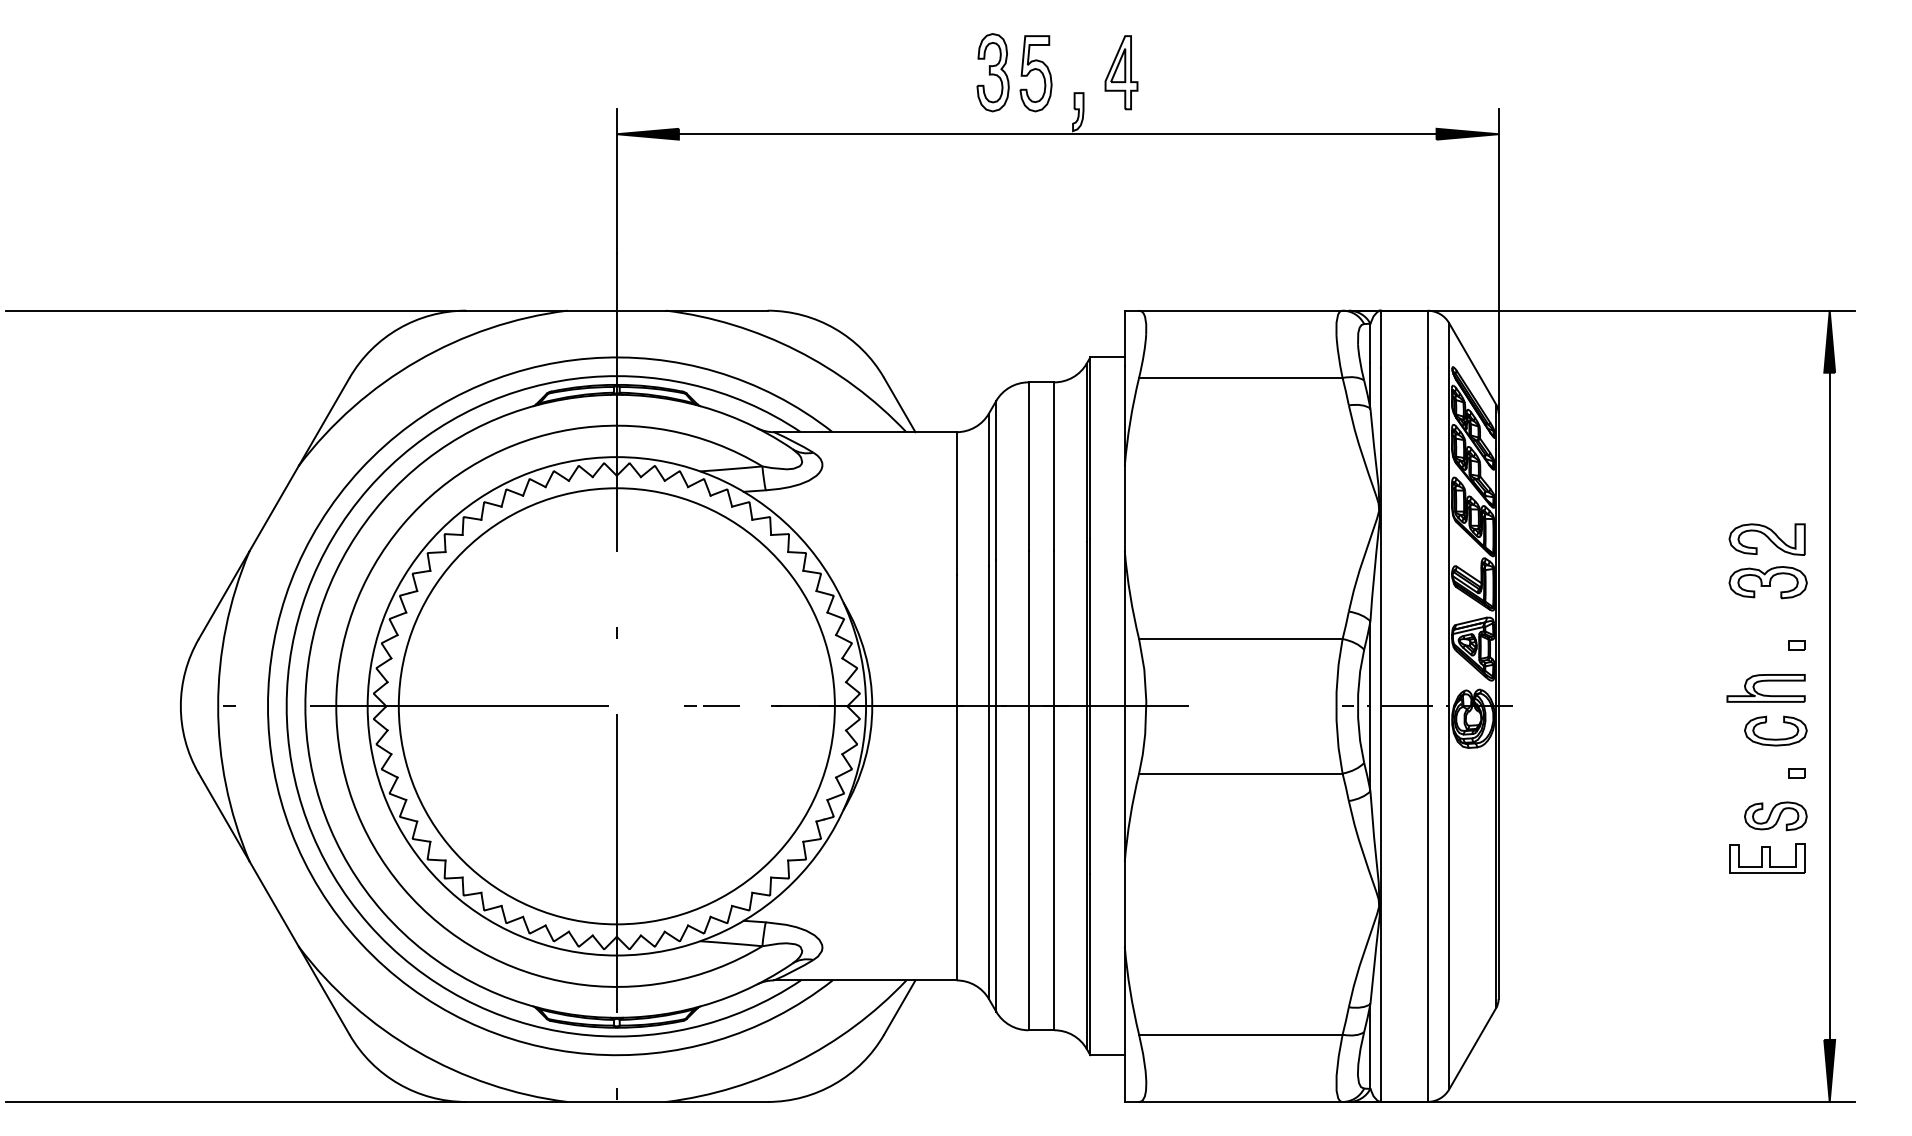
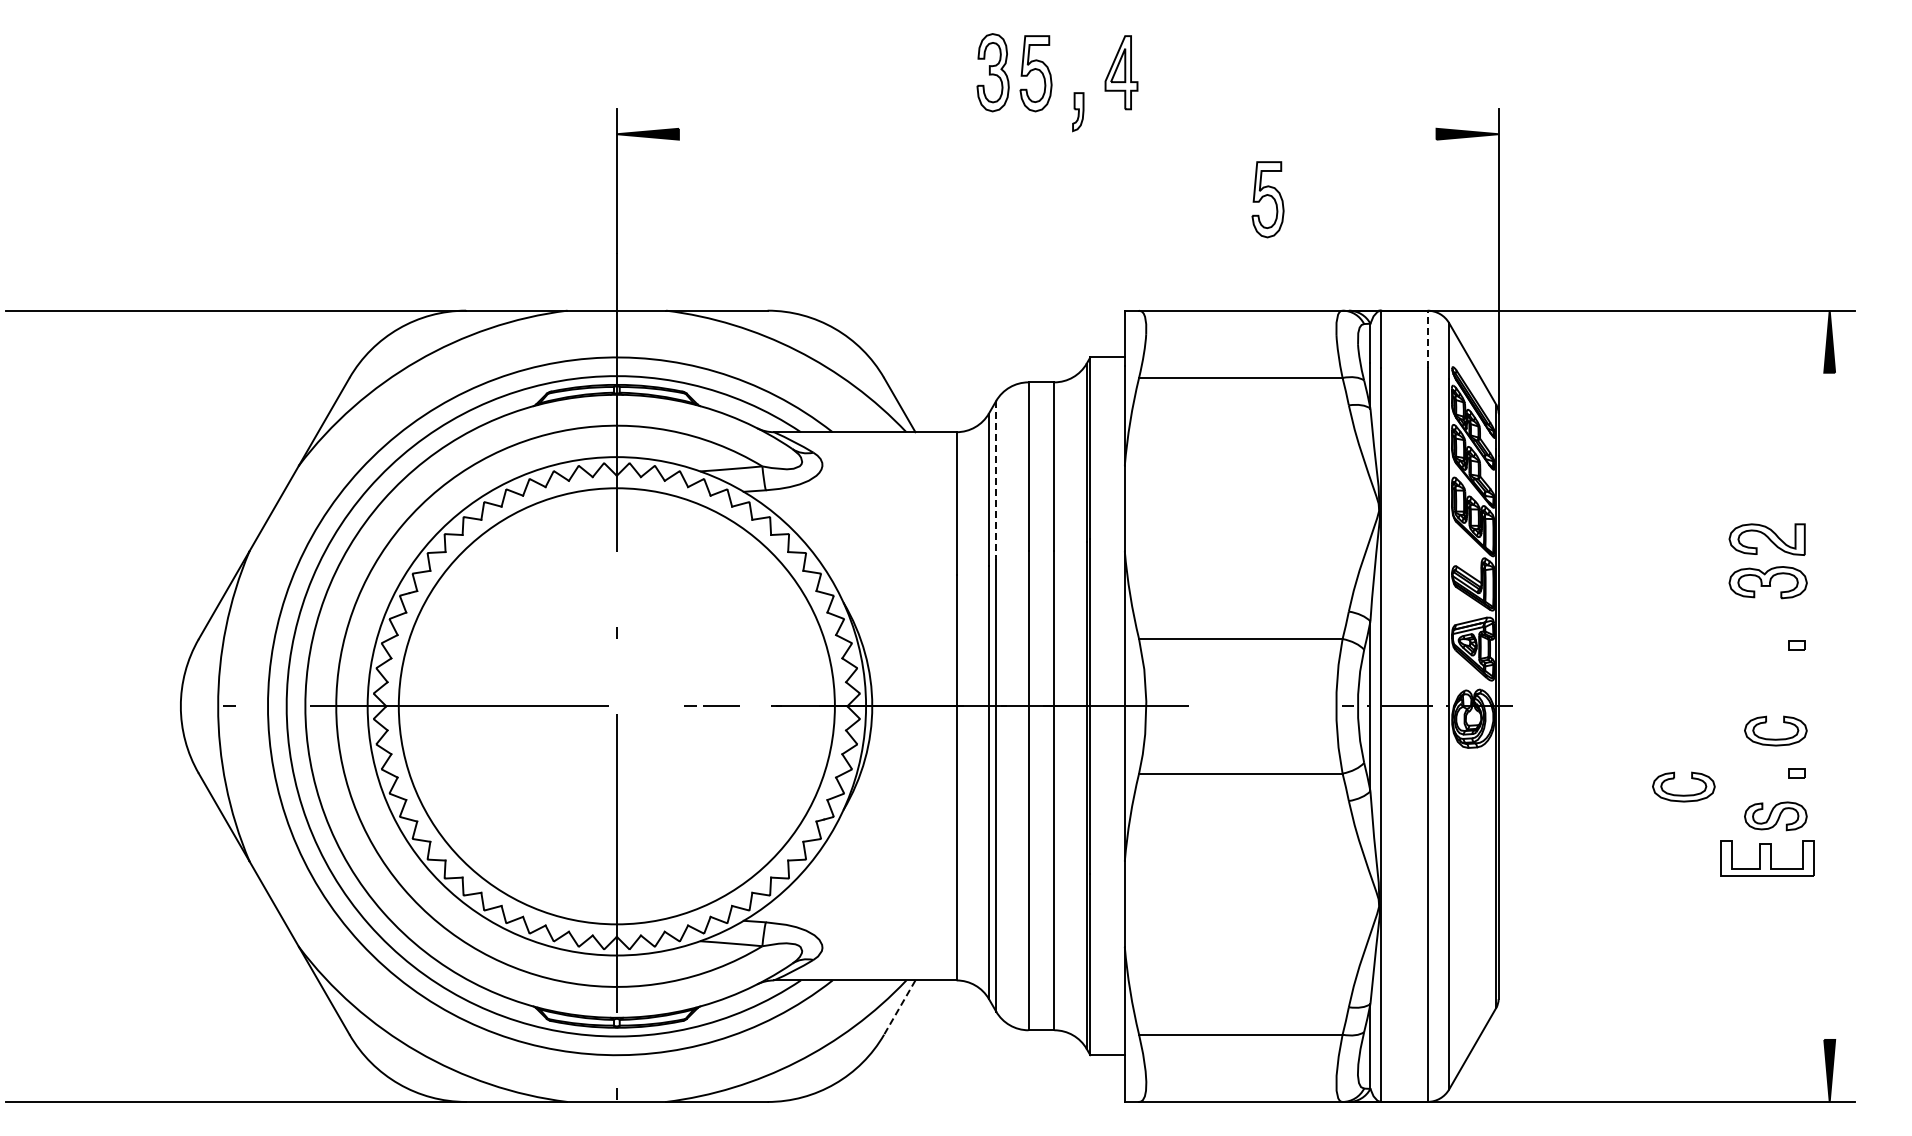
line: present -> none (1057, 134)
part: none -> present (1267, 199)
line: solid -> dashed (1427, 339)
line: solid -> dashed (996, 481)
part: present -> none (1765, 688)
line: present -> none (1829, 705)
part: none -> present (1683, 794)
part size: 77x31 px -> 95x37 px (1767, 858)
line: solid -> dashed (899, 1008)
